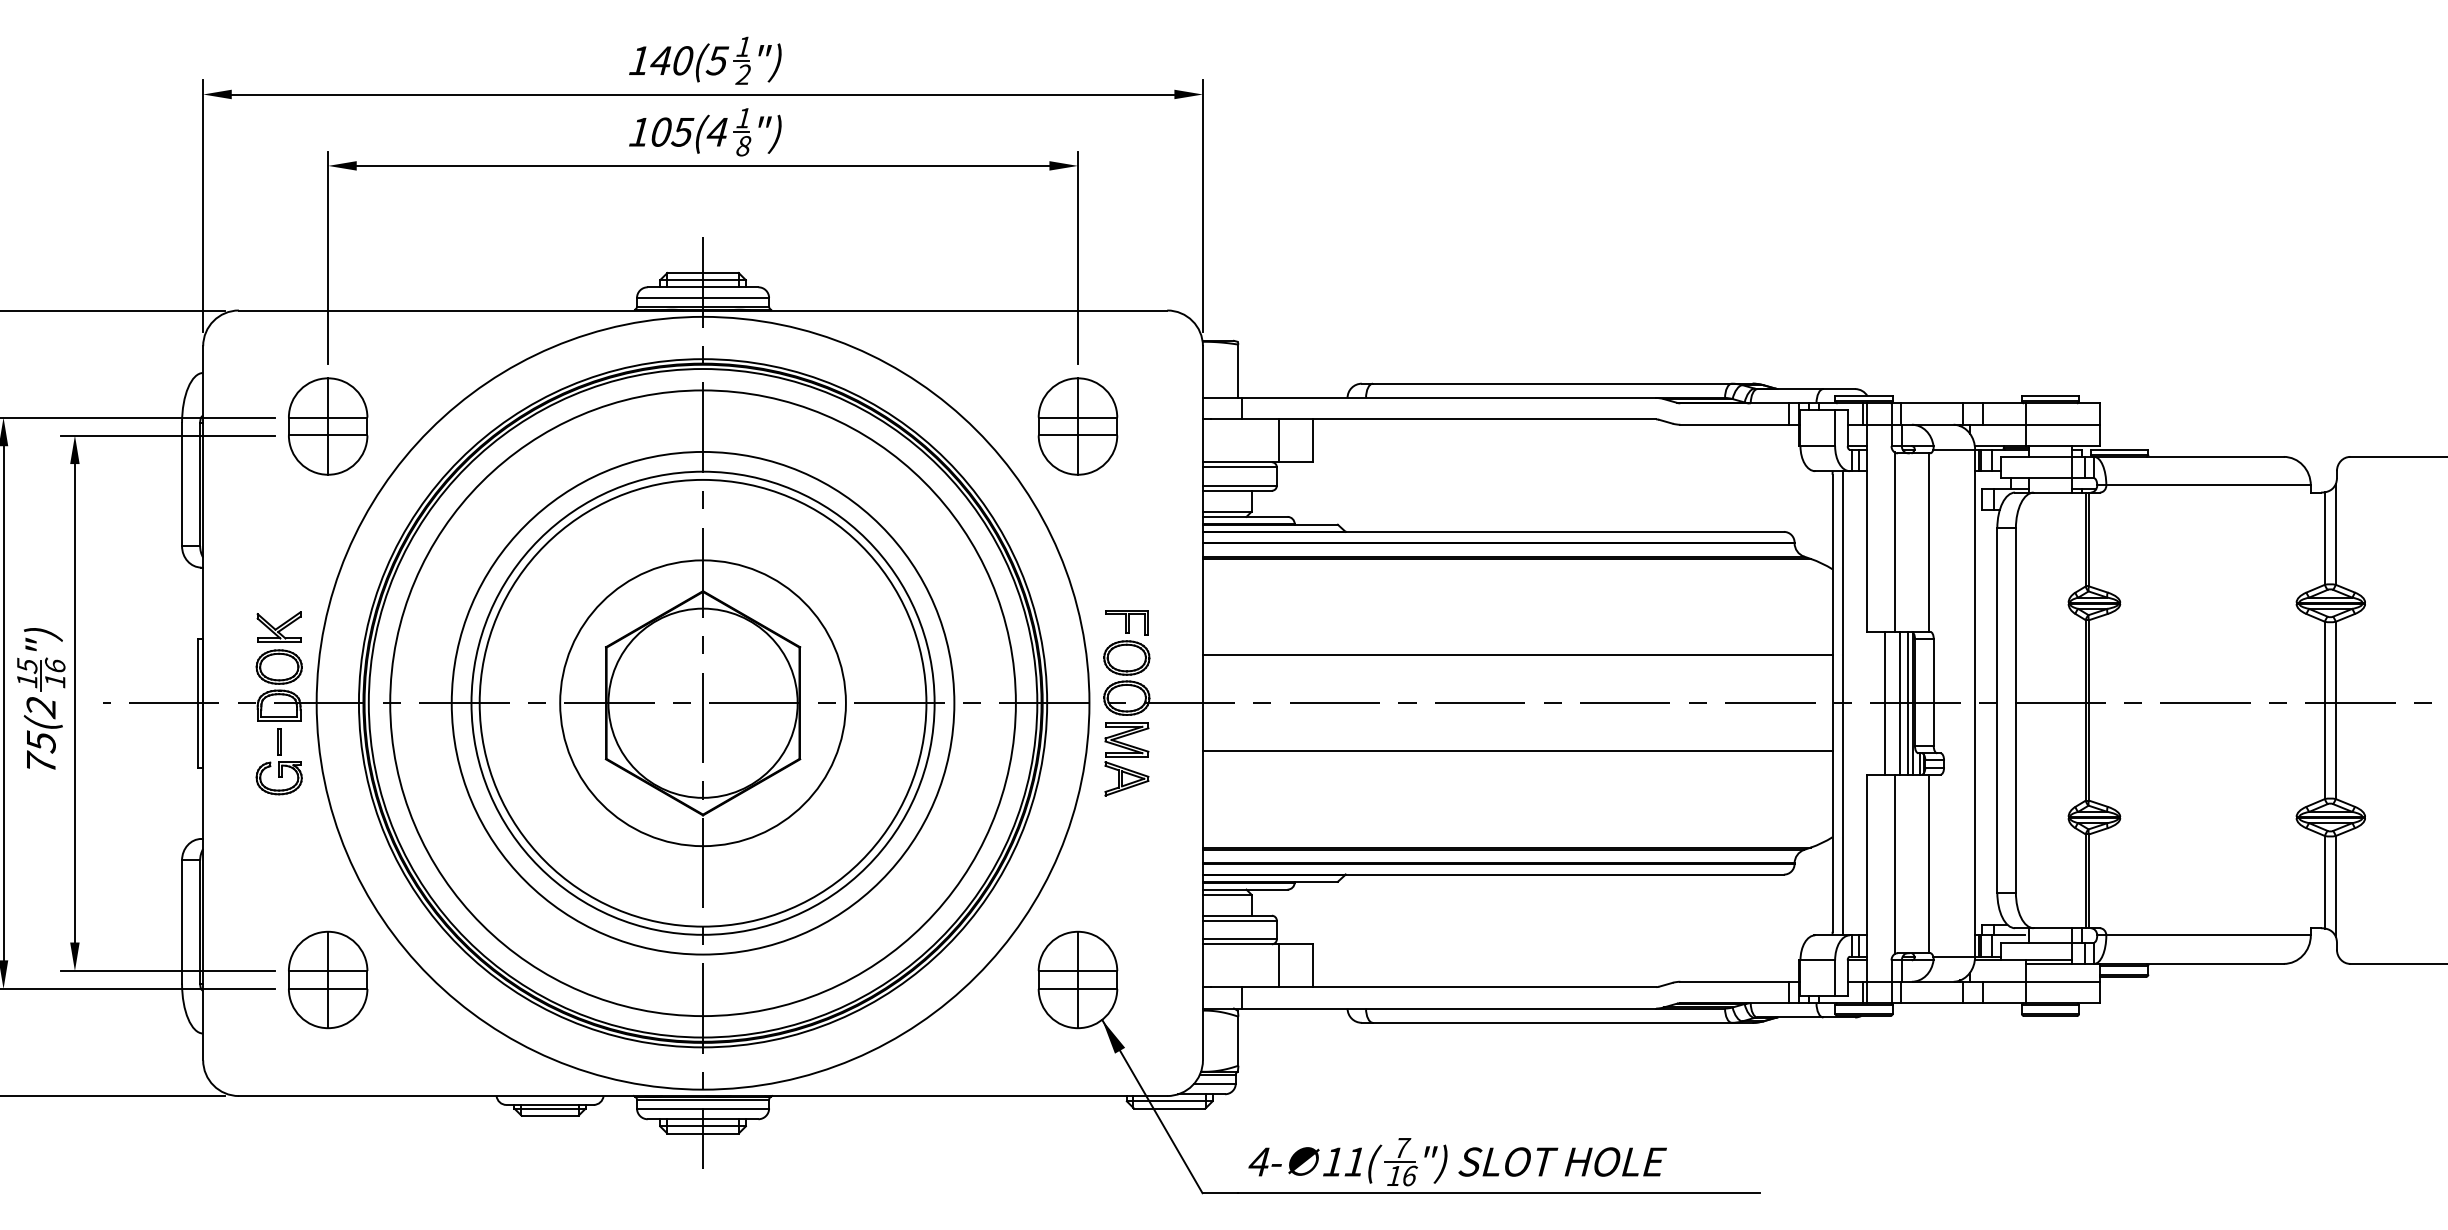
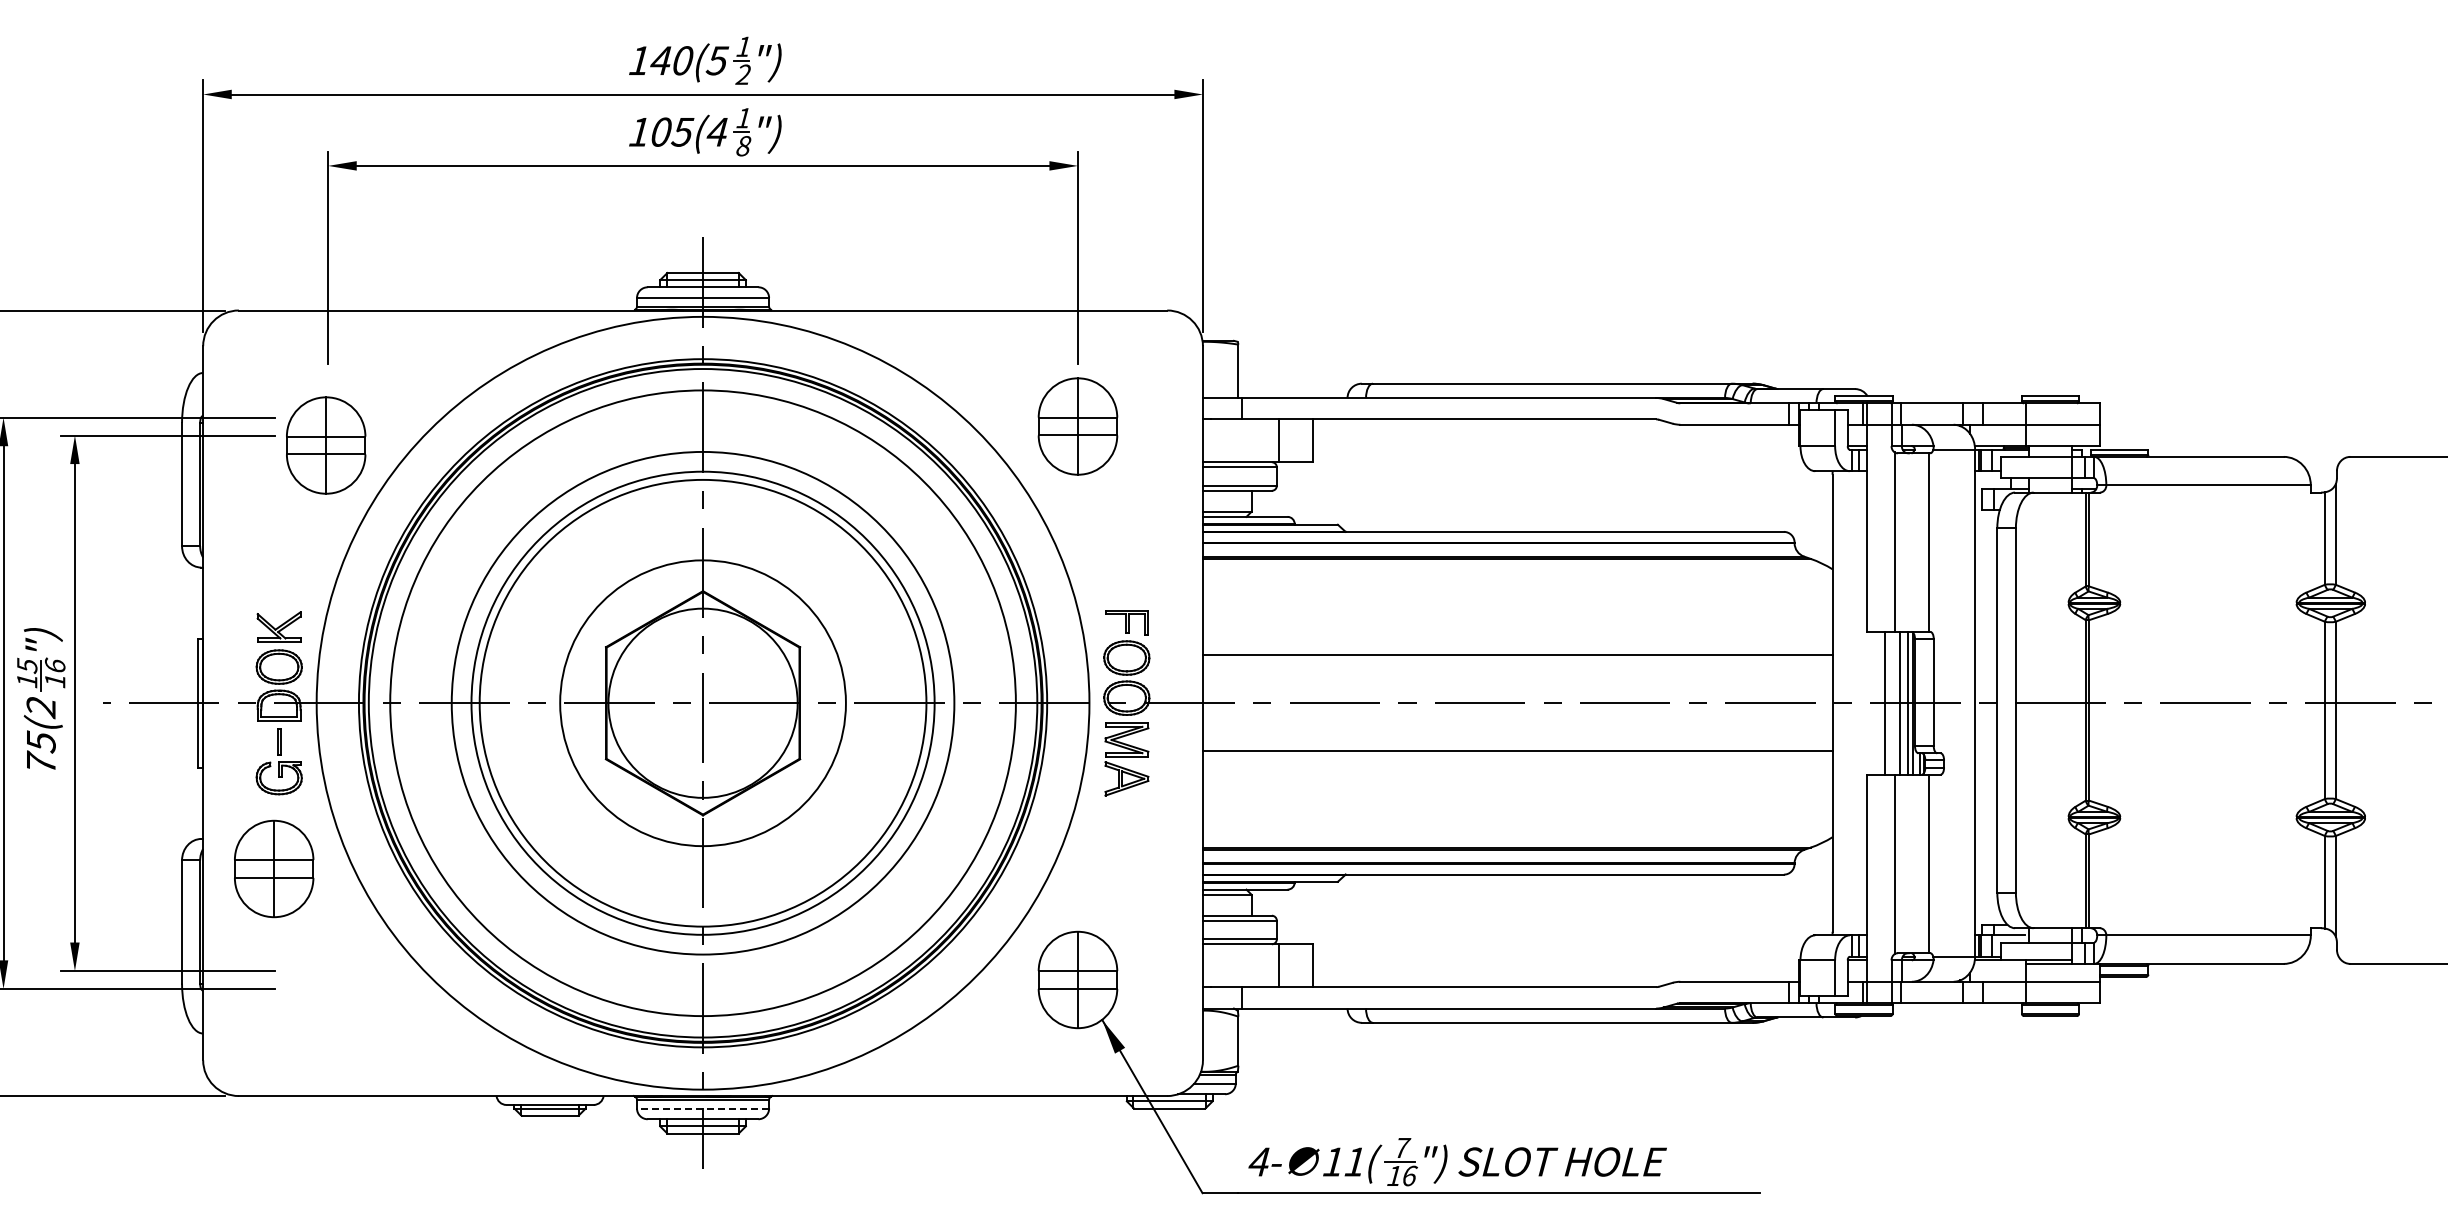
part position: (328, 426) -> (326, 445) (326, 445)
line: present -> none (1842, 703)
part position: (328, 979) -> (274, 868) (274, 868)
line: solid -> dashed (702, 1108)
